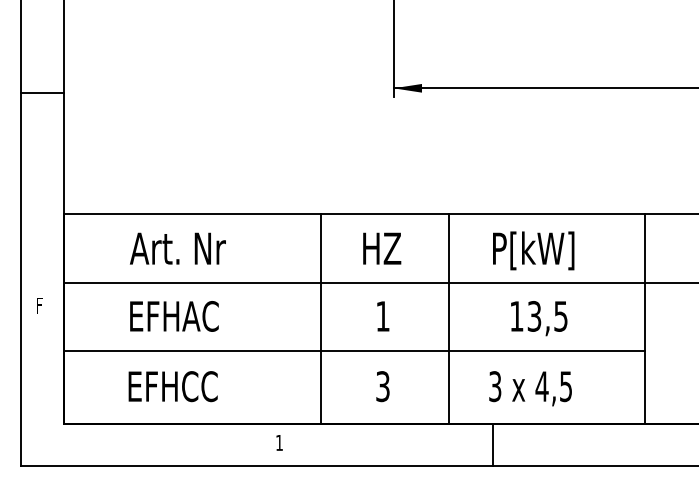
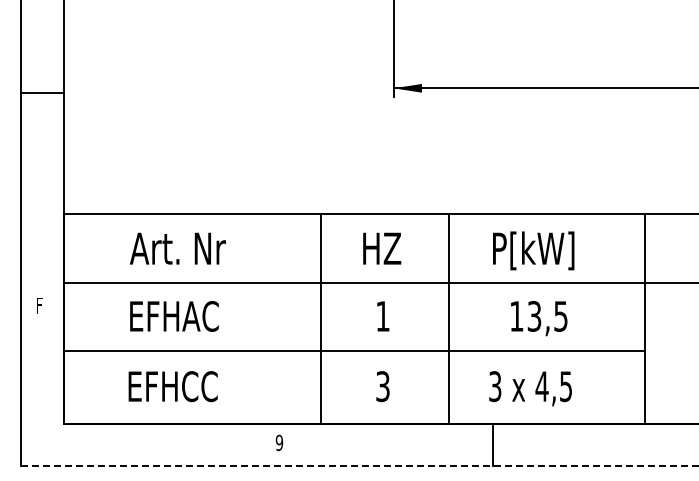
text: 1 -> 9 (279, 442)
line: solid -> dashed (359, 466)
